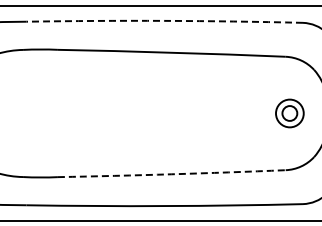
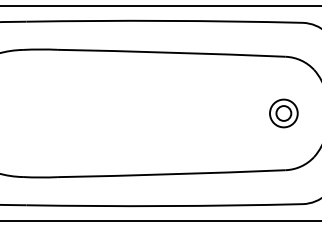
arc: dashed -> solid (164, 20)
part position: (289, 113) -> (283, 113) (283, 113)
arc: dashed -> solid (171, 174)
